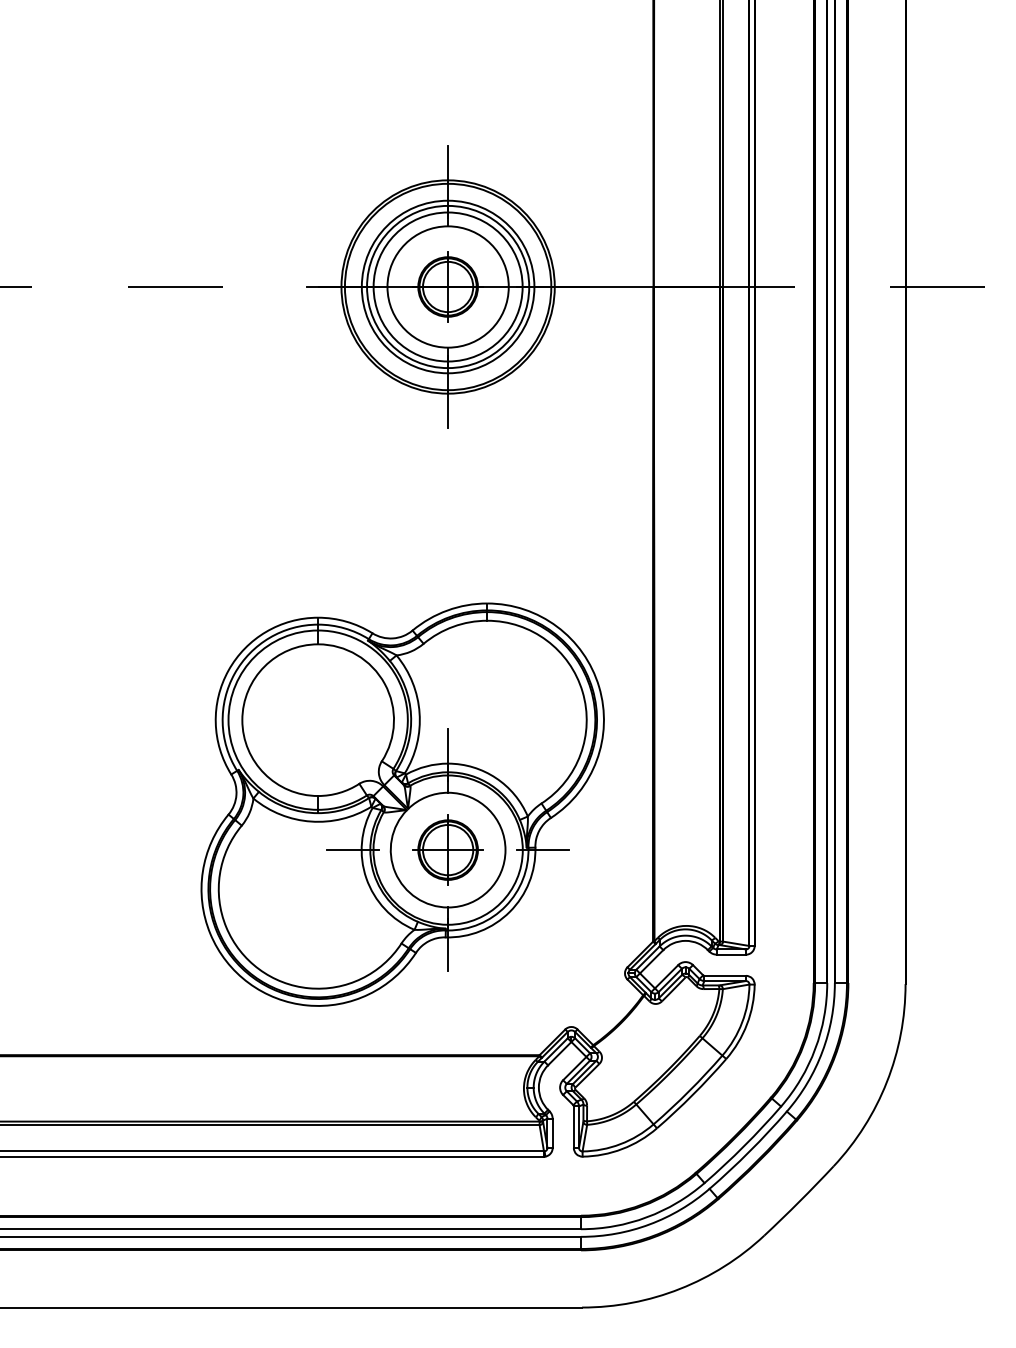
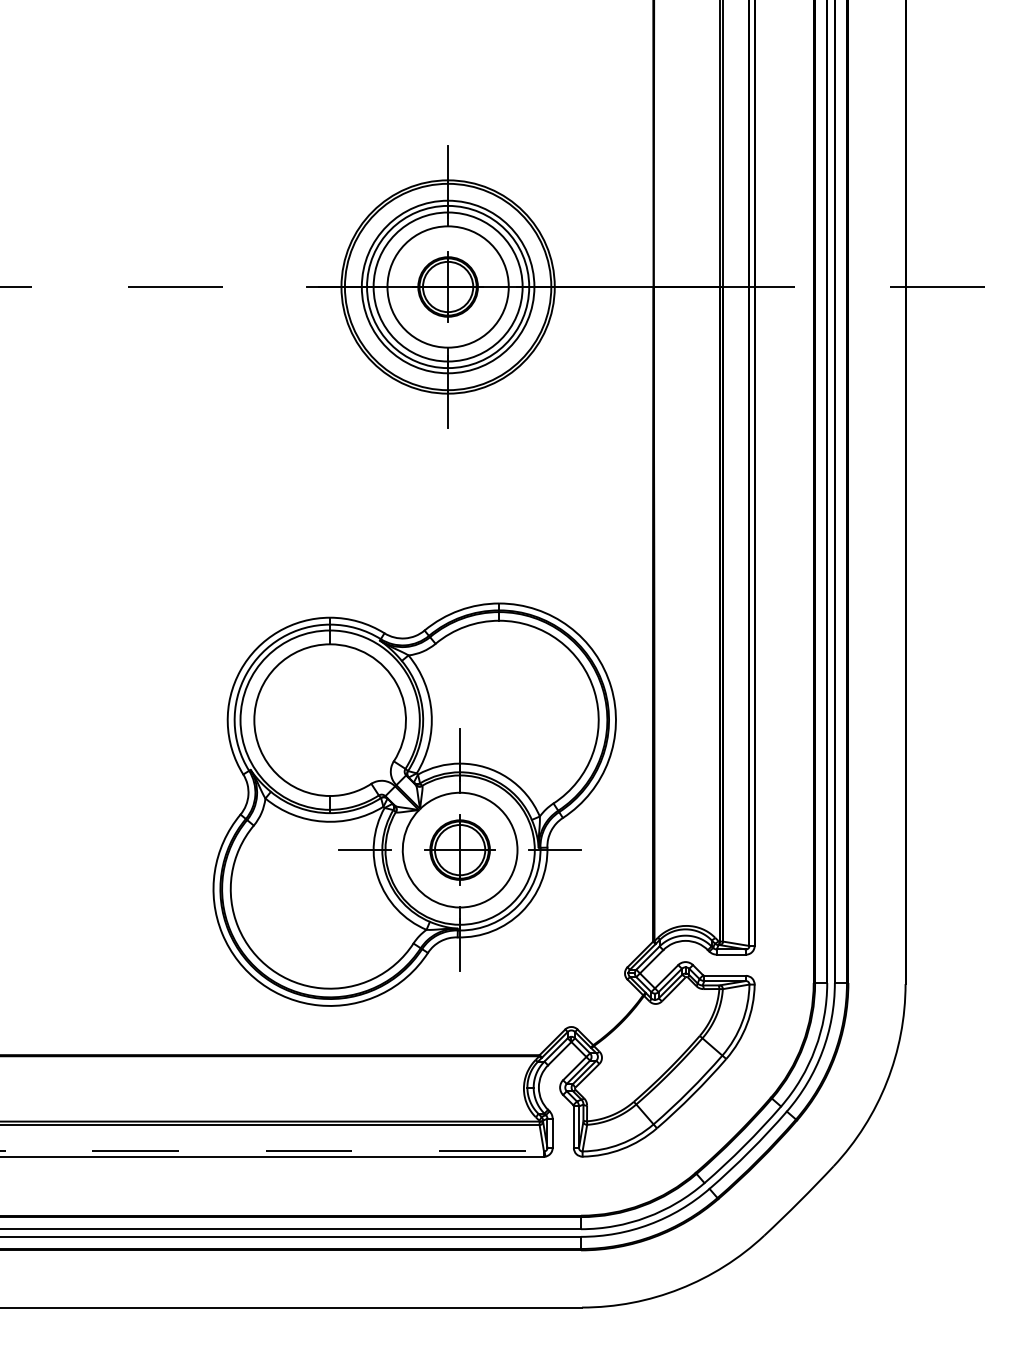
part position: (402, 804) -> (414, 804) (414, 804)
line: solid -> dashed (272, 1151)
